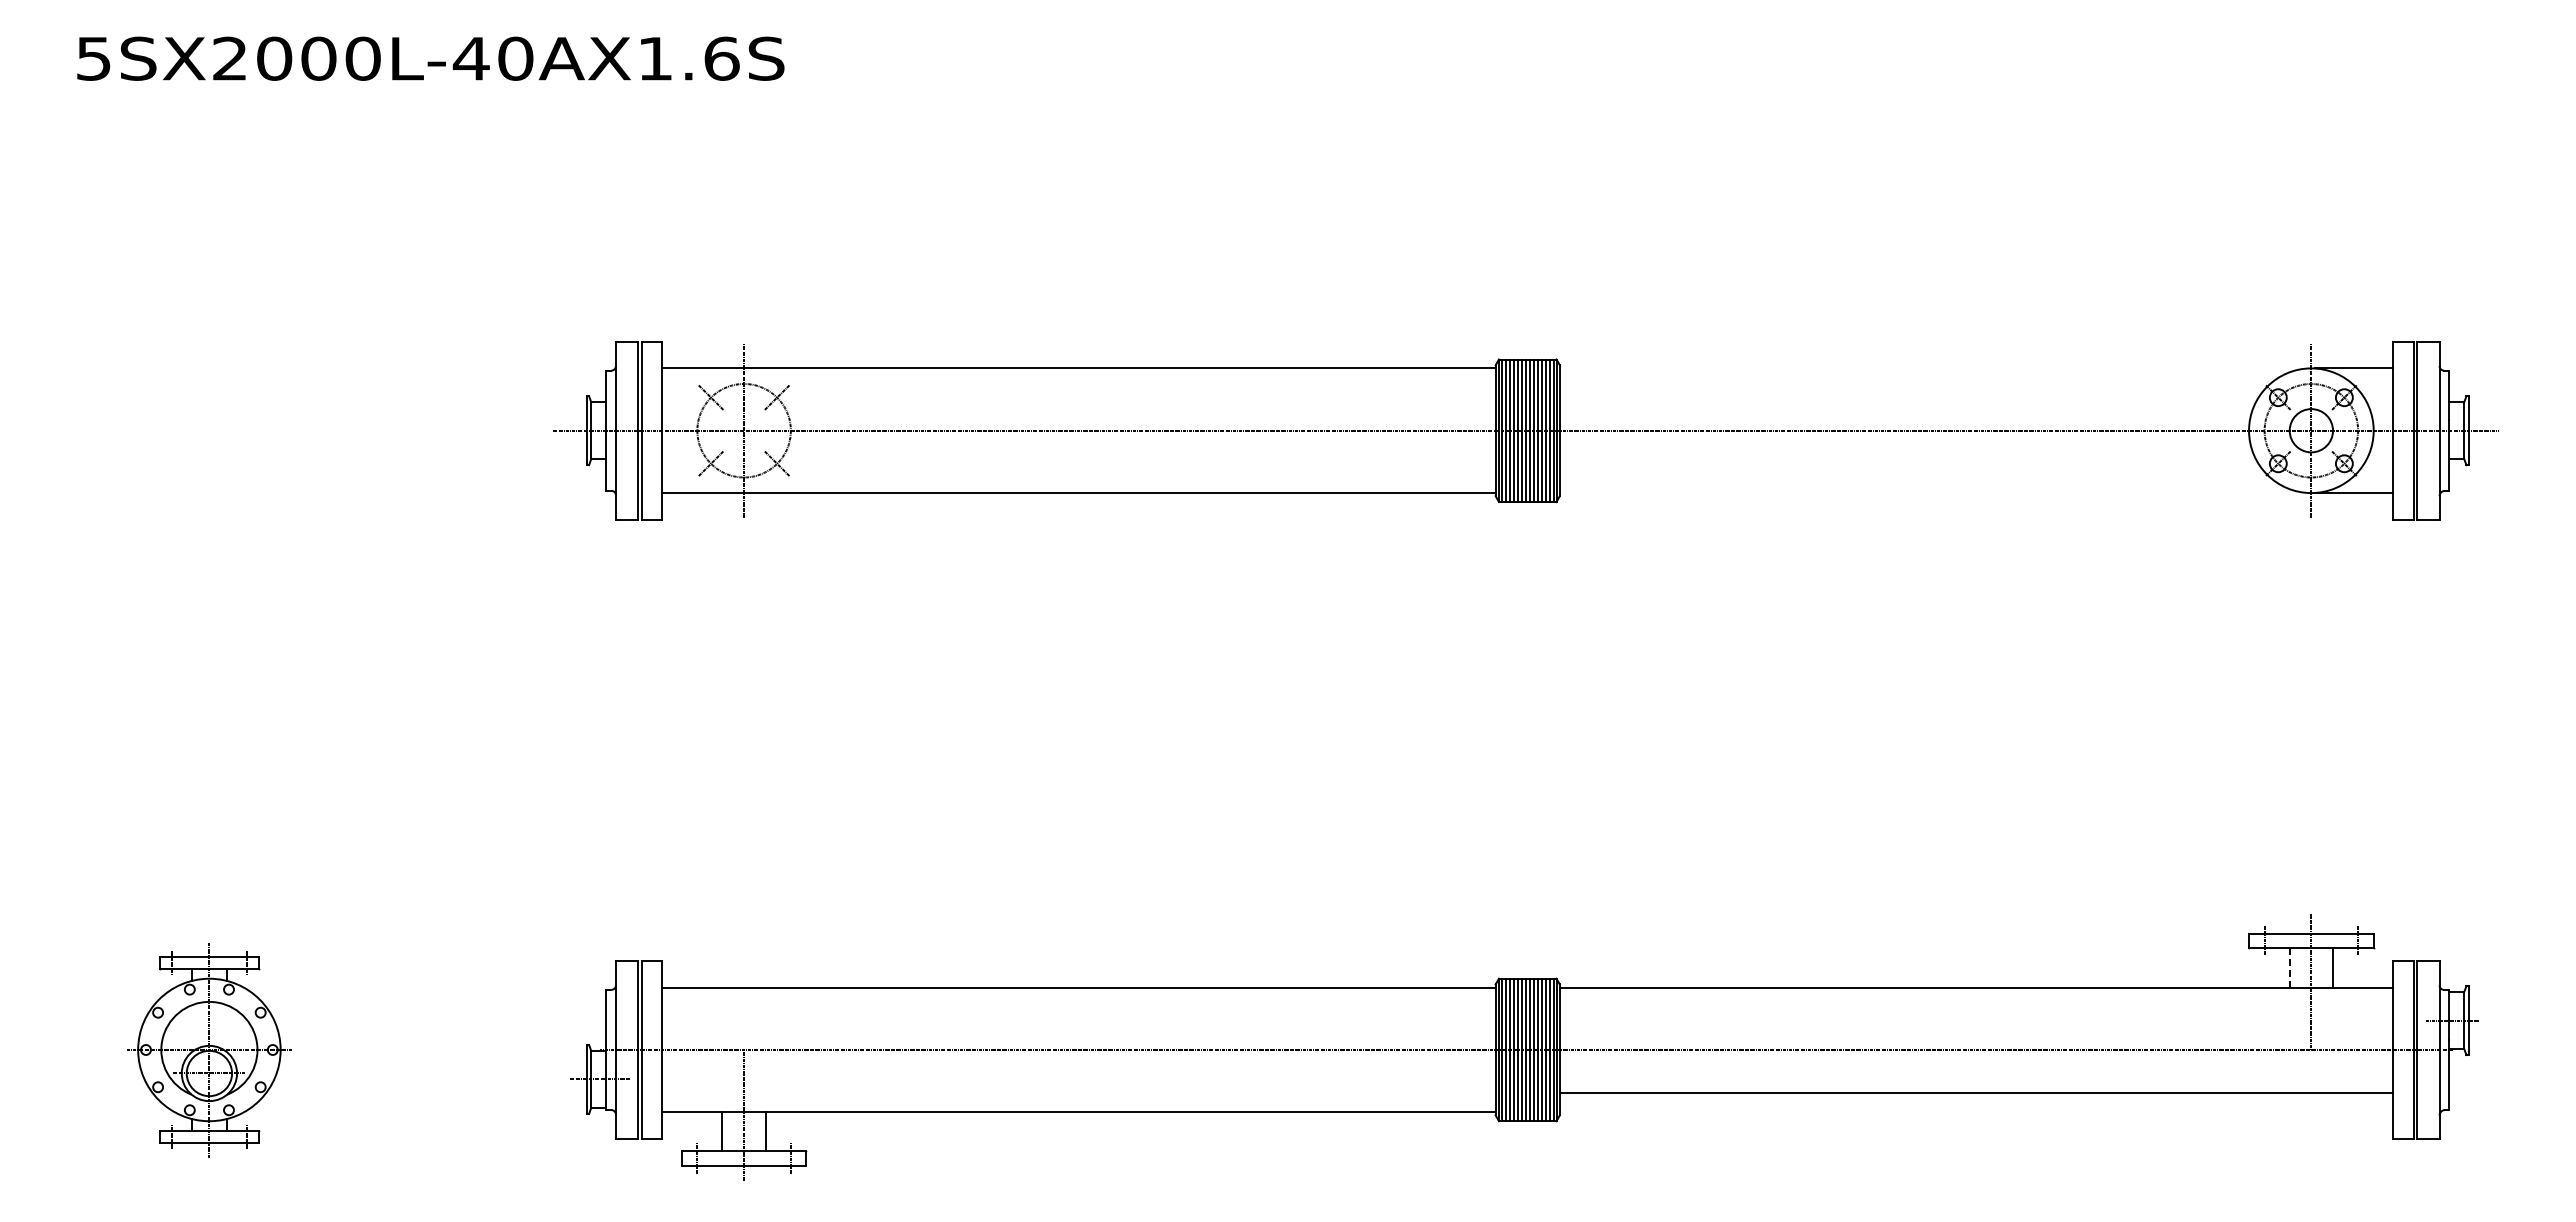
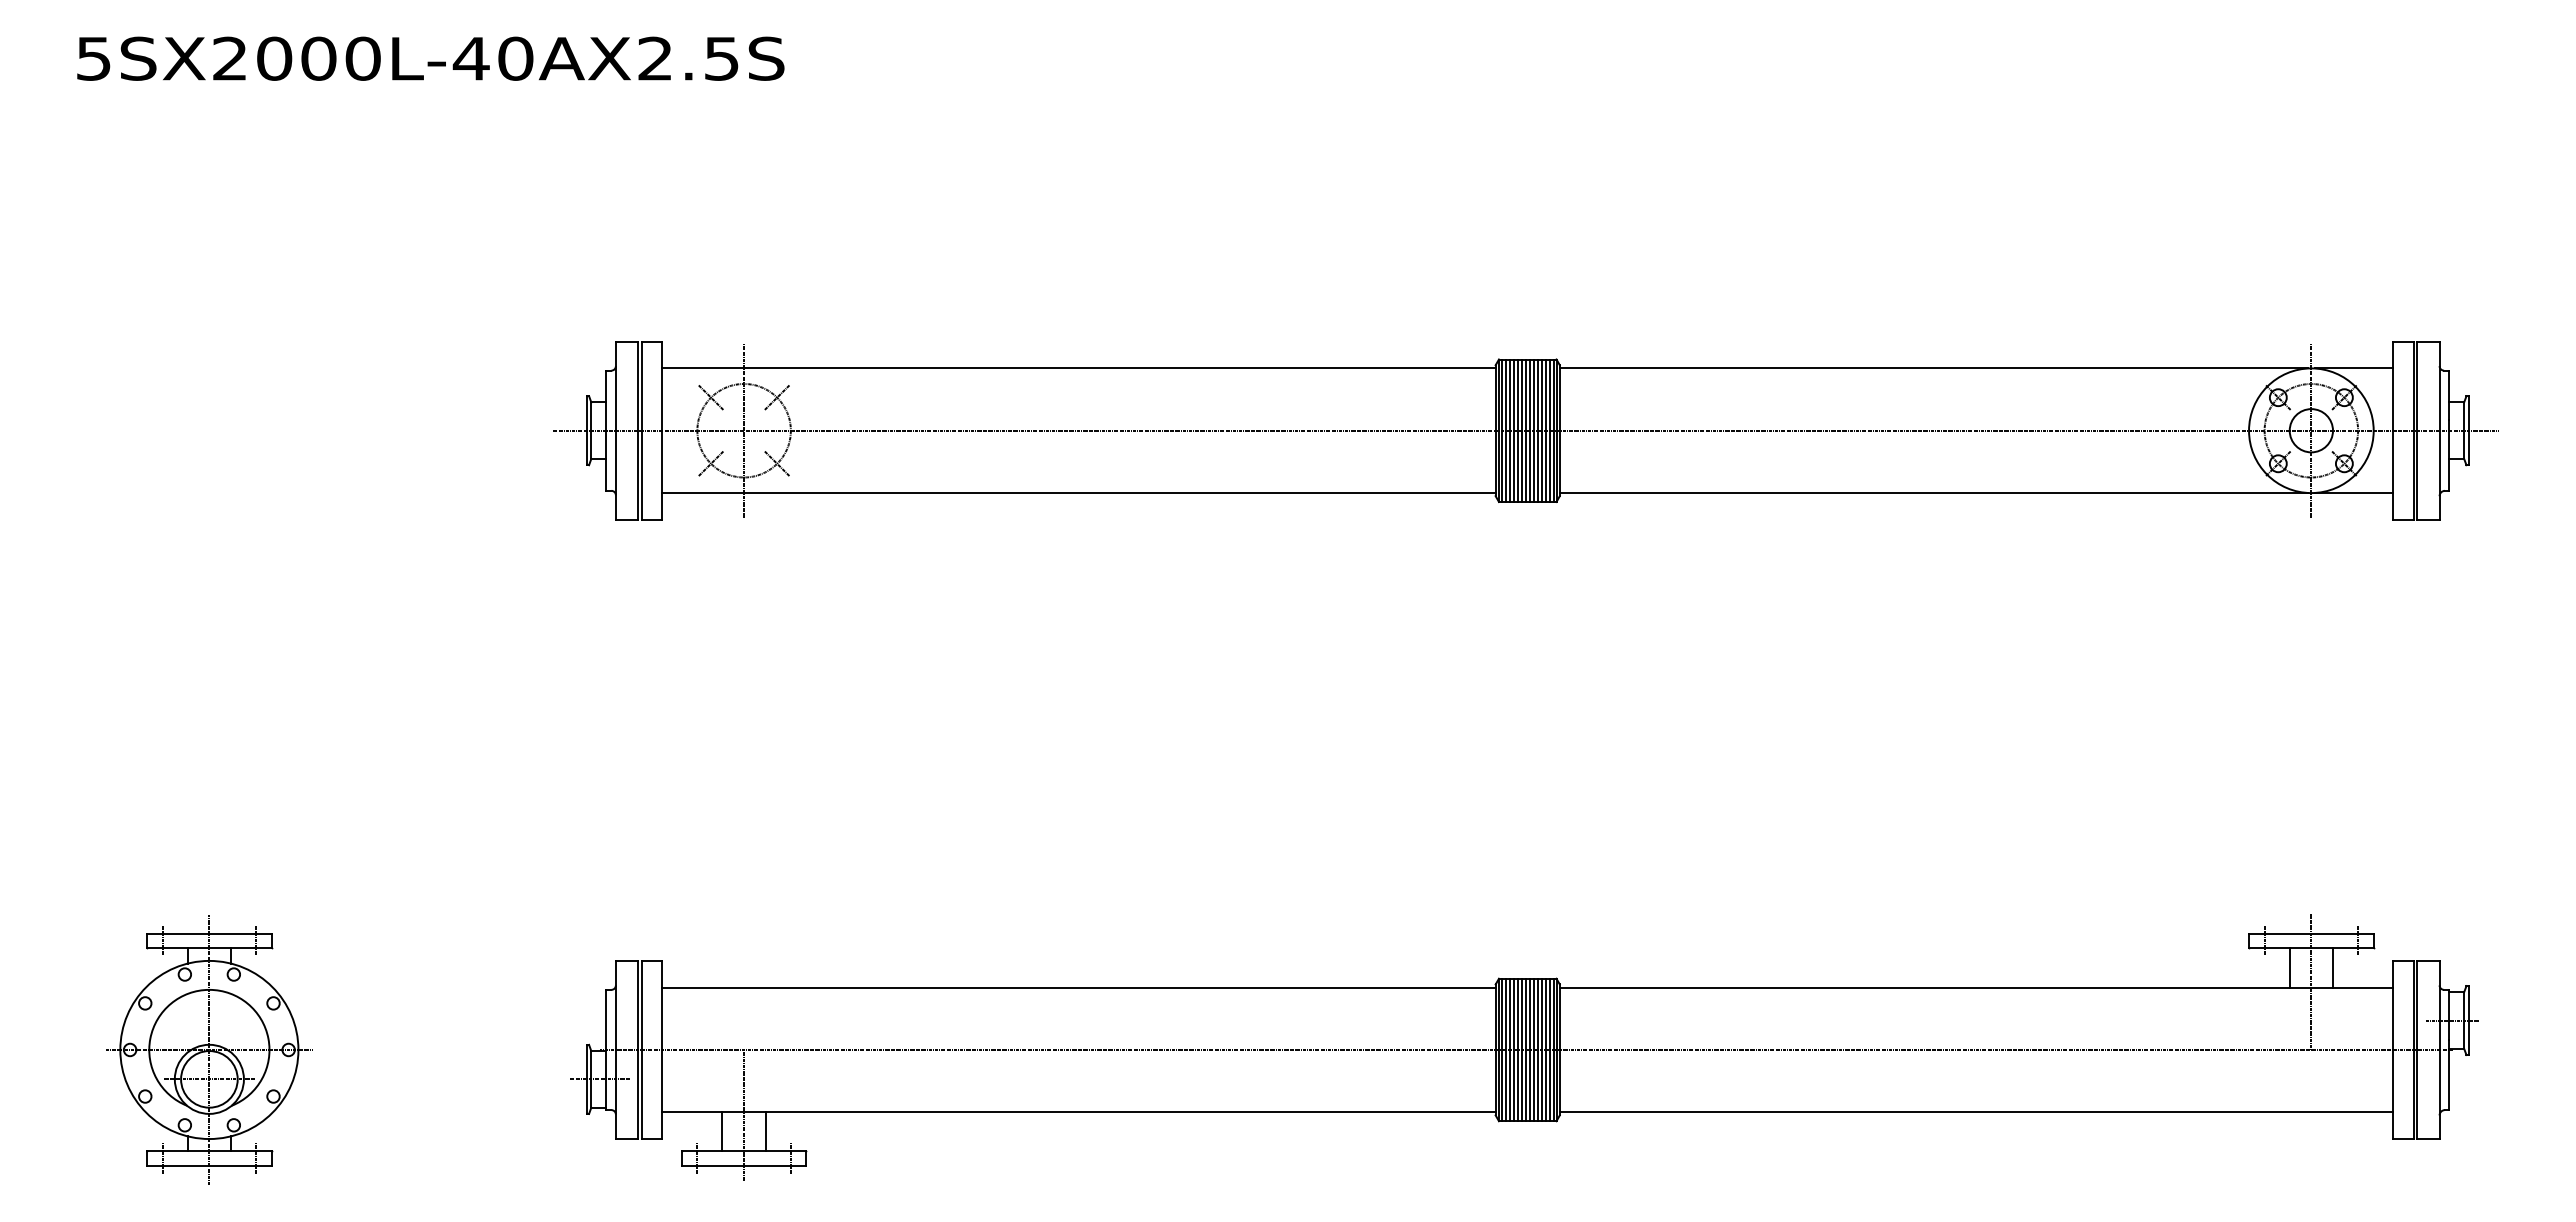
text: 5SX2000L-40AX1.6S -> 5SX2000L-40AX2.5S (688, 58)
line: none -> present (1933, 368)
line: none -> present (1933, 492)
line: dashed -> solid (2289, 968)
part size: 165x215 px -> 207x270 px (209, 1049)
line position: (1976, 1093) -> (1976, 1112) (1976, 1112)
